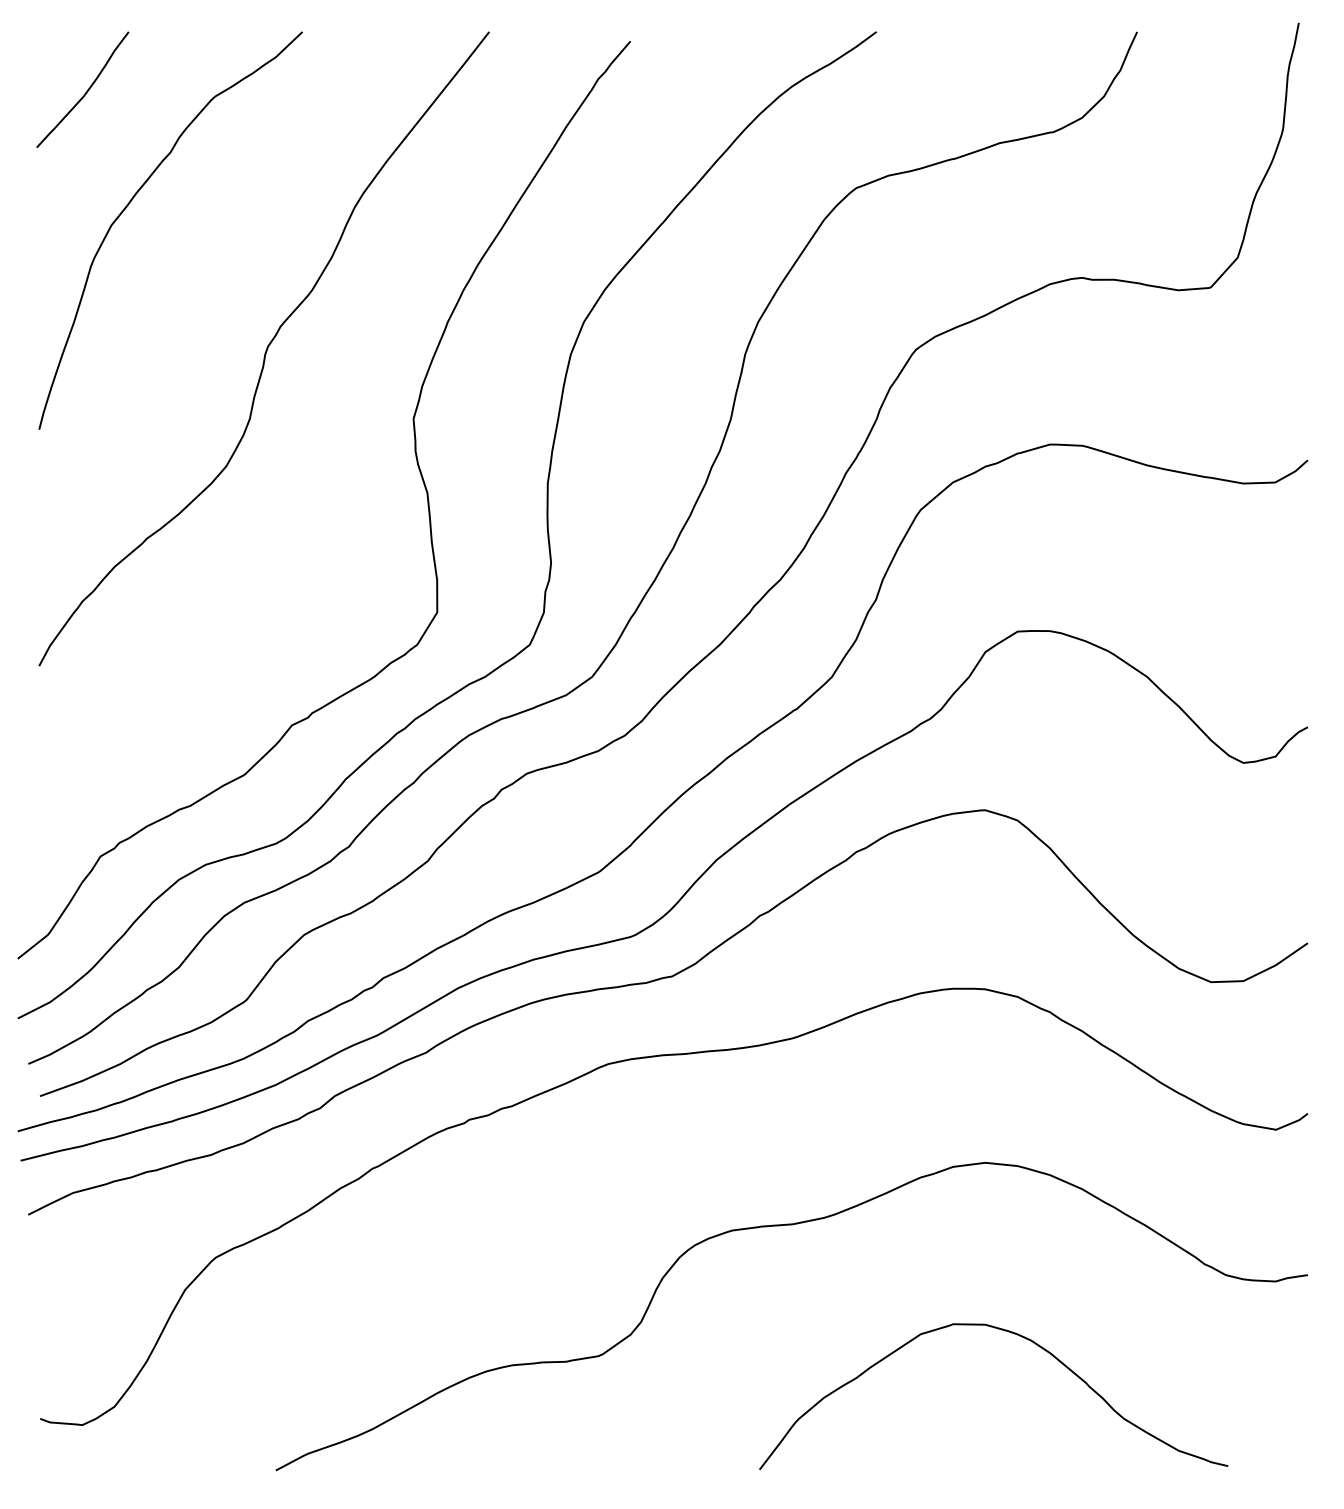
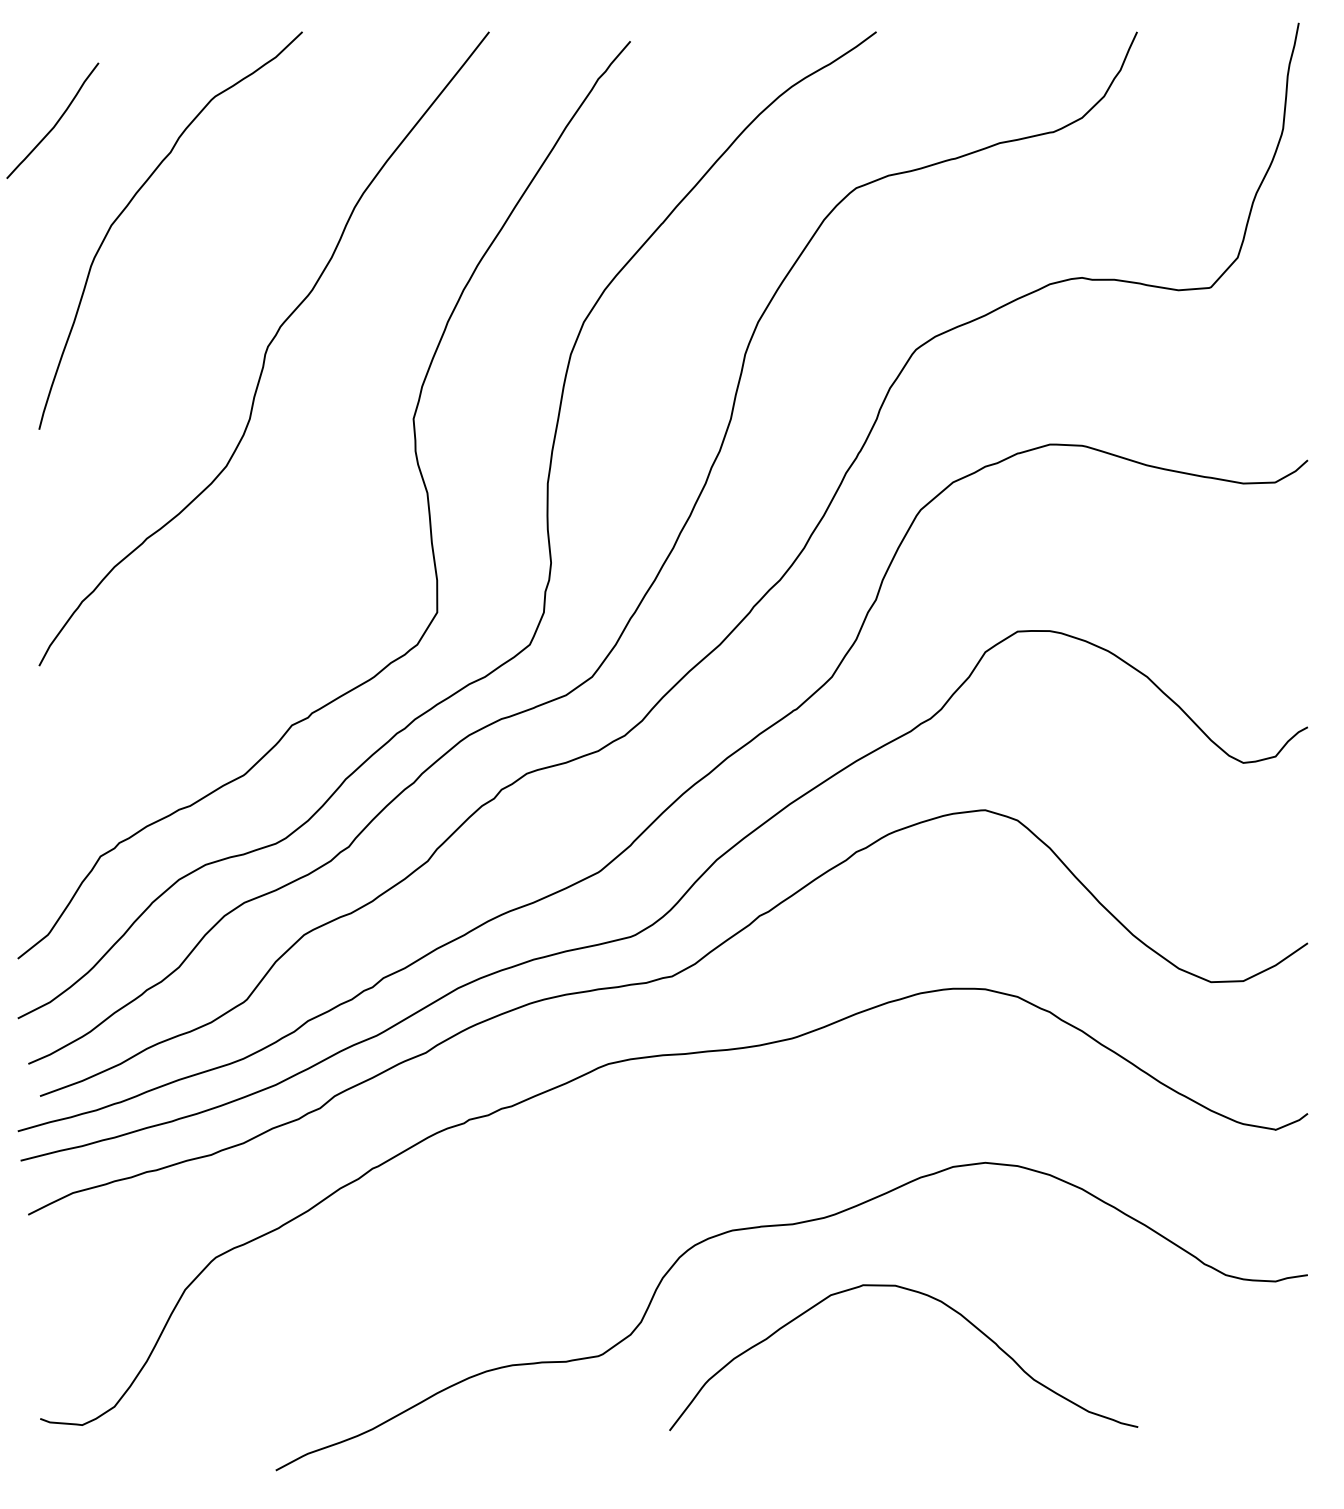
curve position: (86, 90) -> (56, 121) (56, 121)
curve position: (1023, 1338) -> (933, 1299) (933, 1299)
